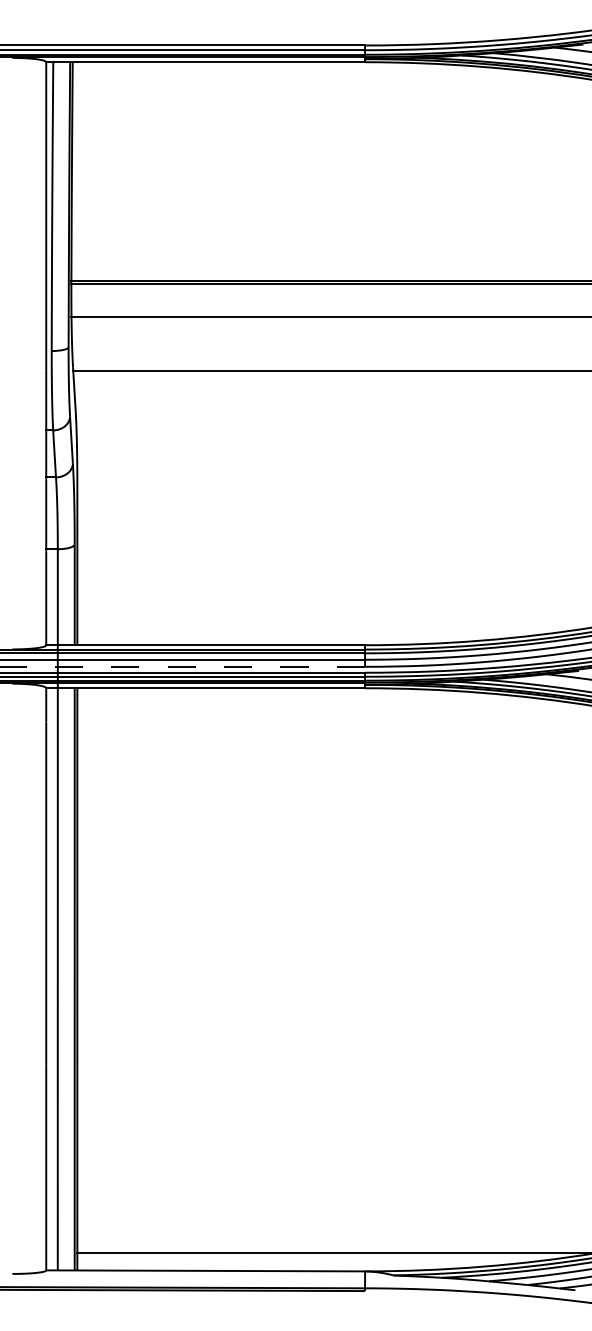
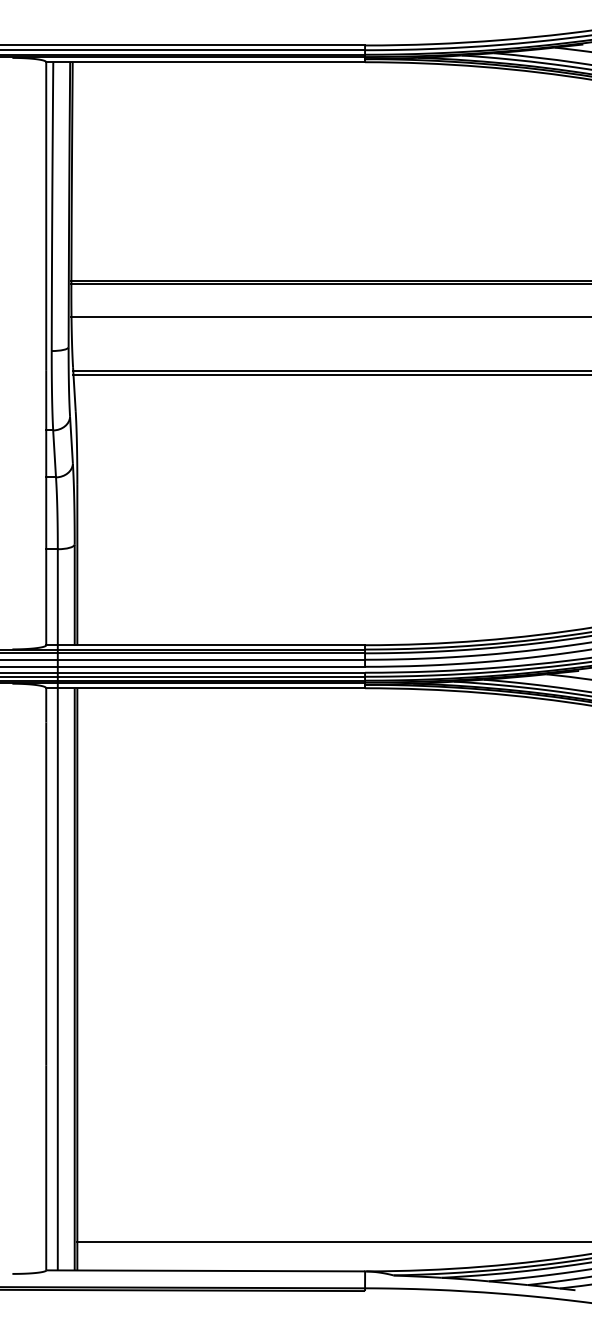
line: none -> present (330, 375)
line: dashed -> solid (182, 666)
line position: (332, 1253) -> (332, 1242) (332, 1242)
